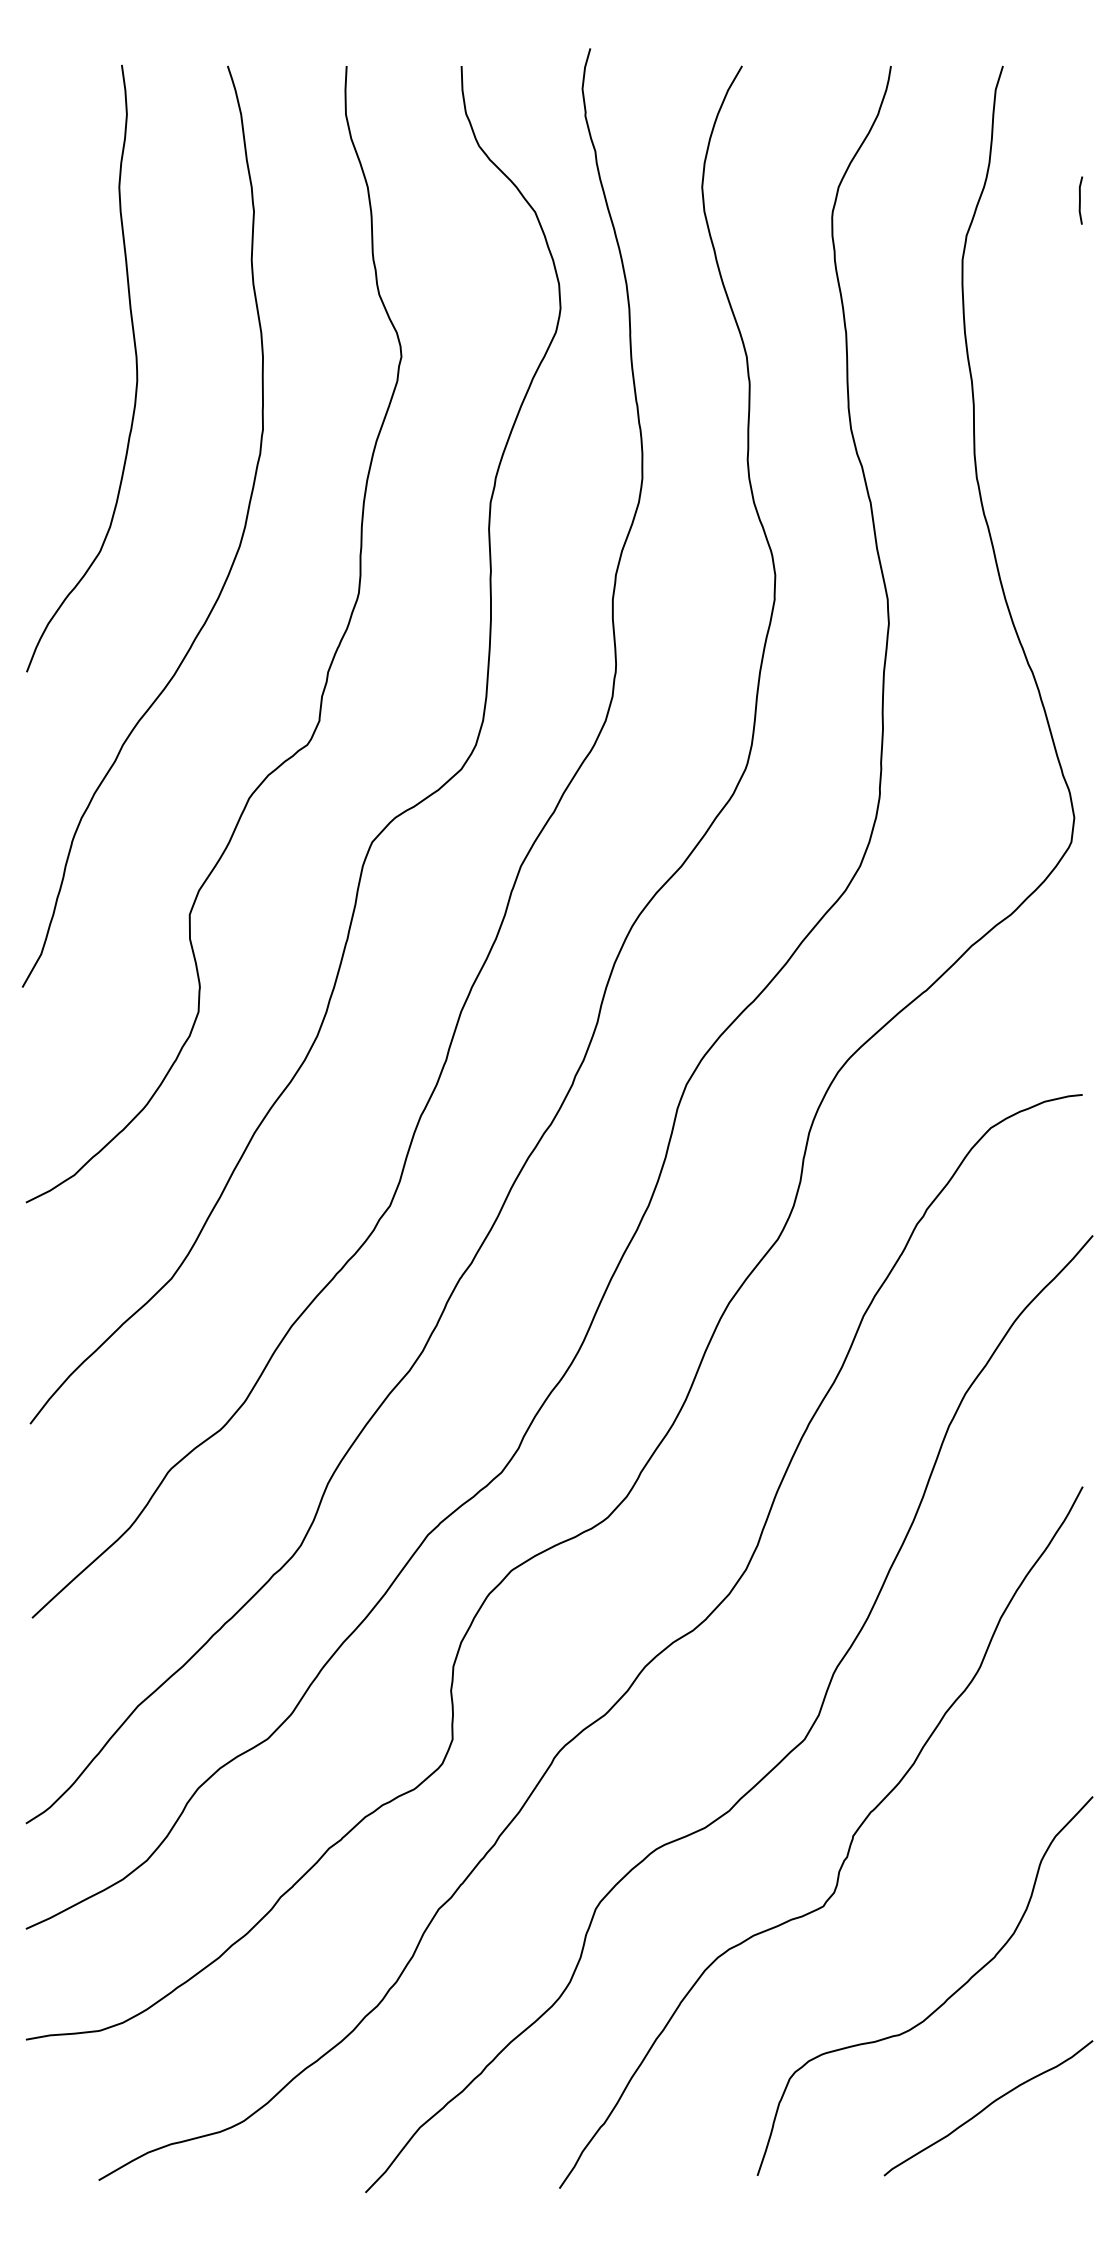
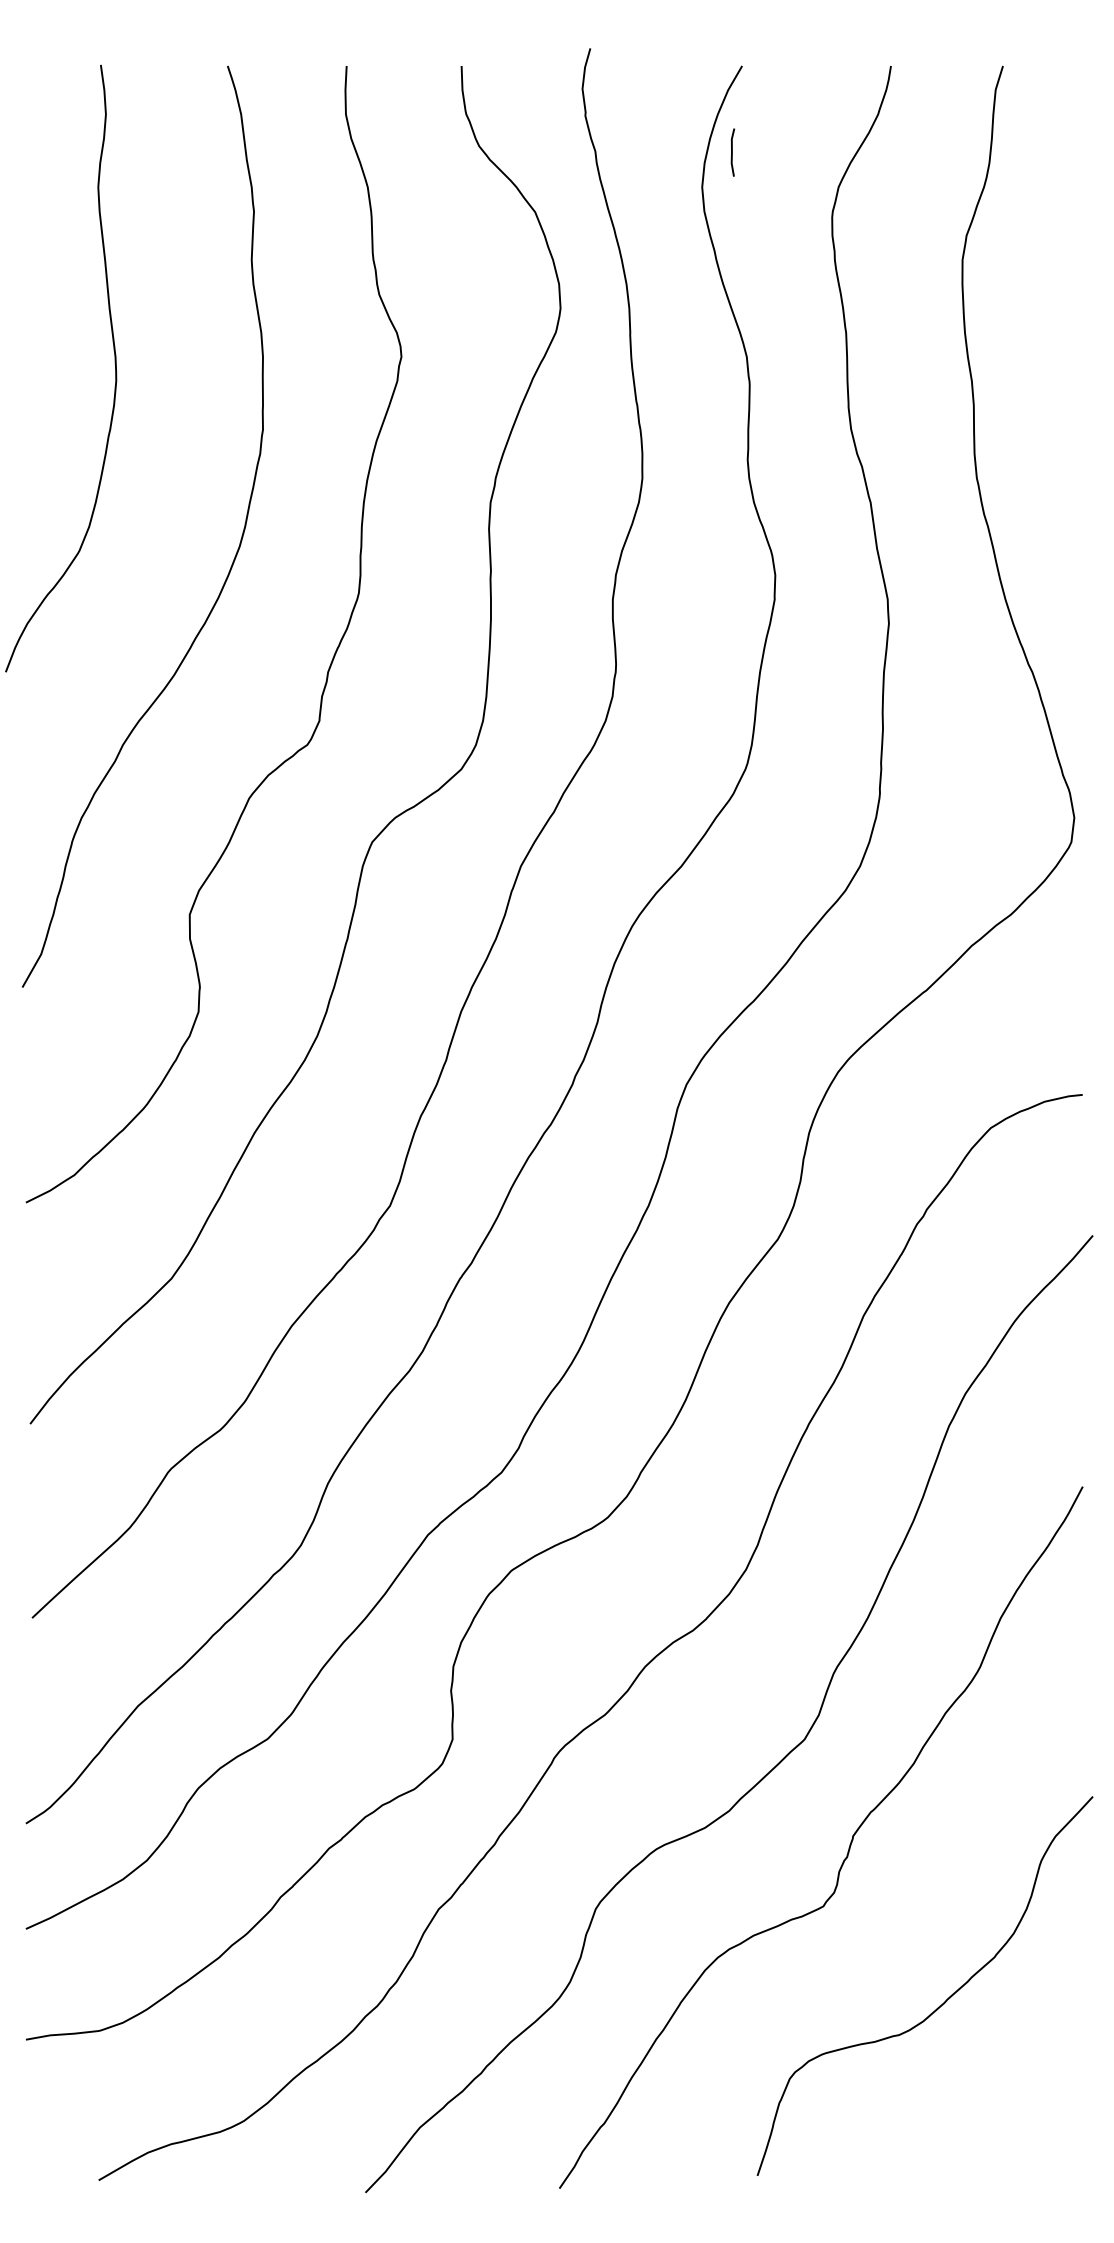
line position: (1080, 200) -> (732, 152) (732, 152)
curve position: (135, 363) -> (114, 363) (114, 363)
curve: present -> none (988, 2107)
